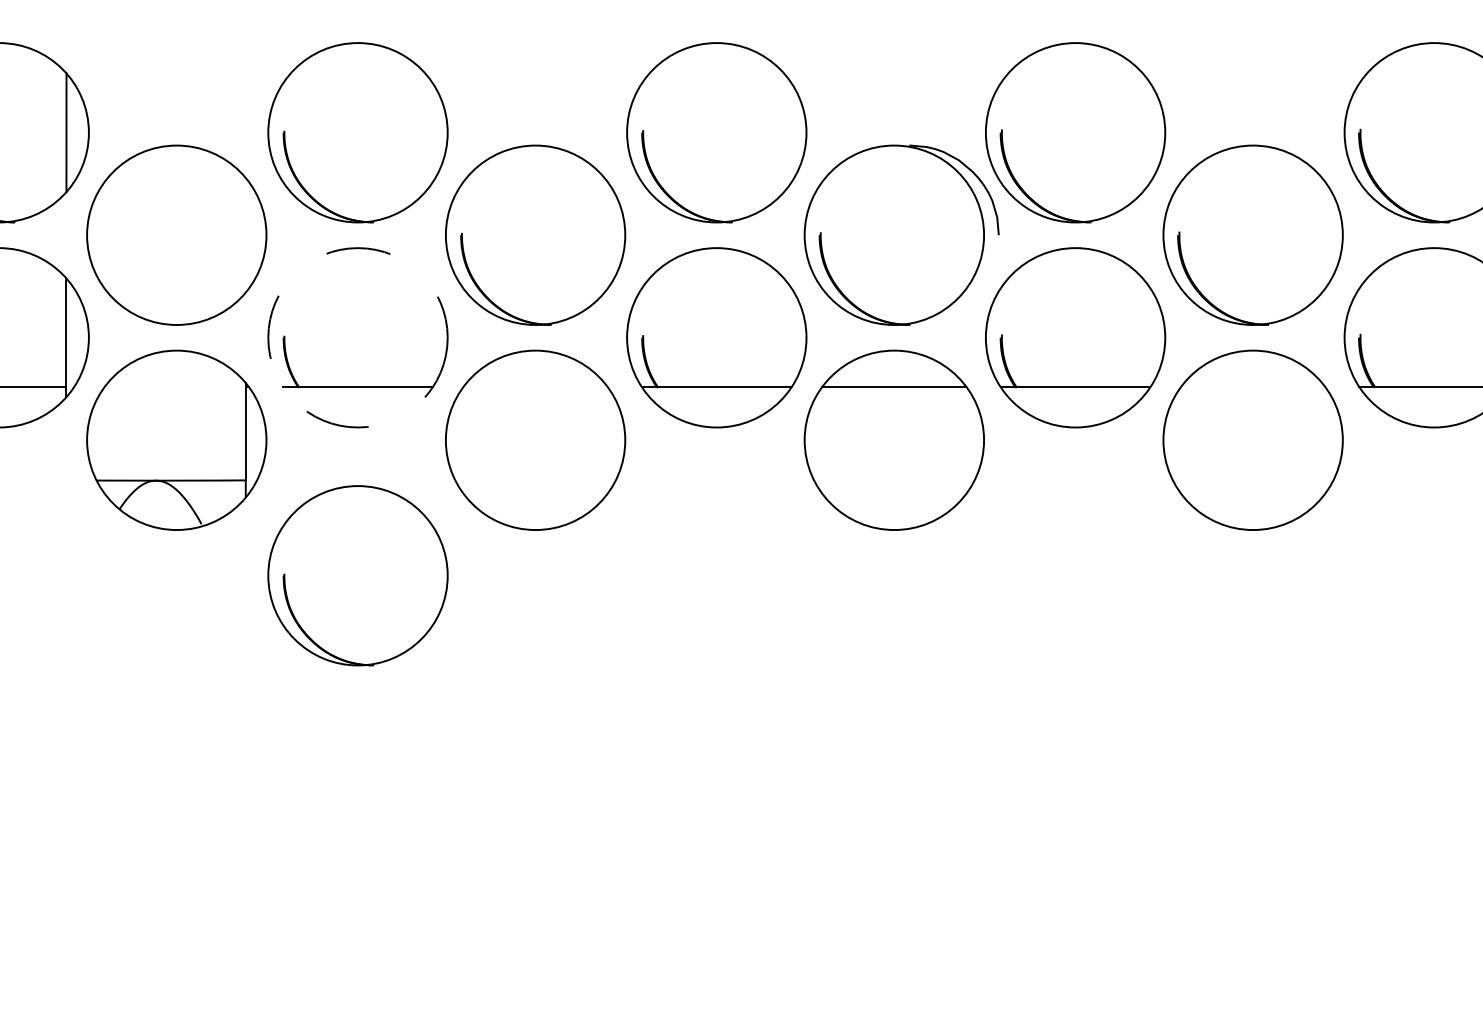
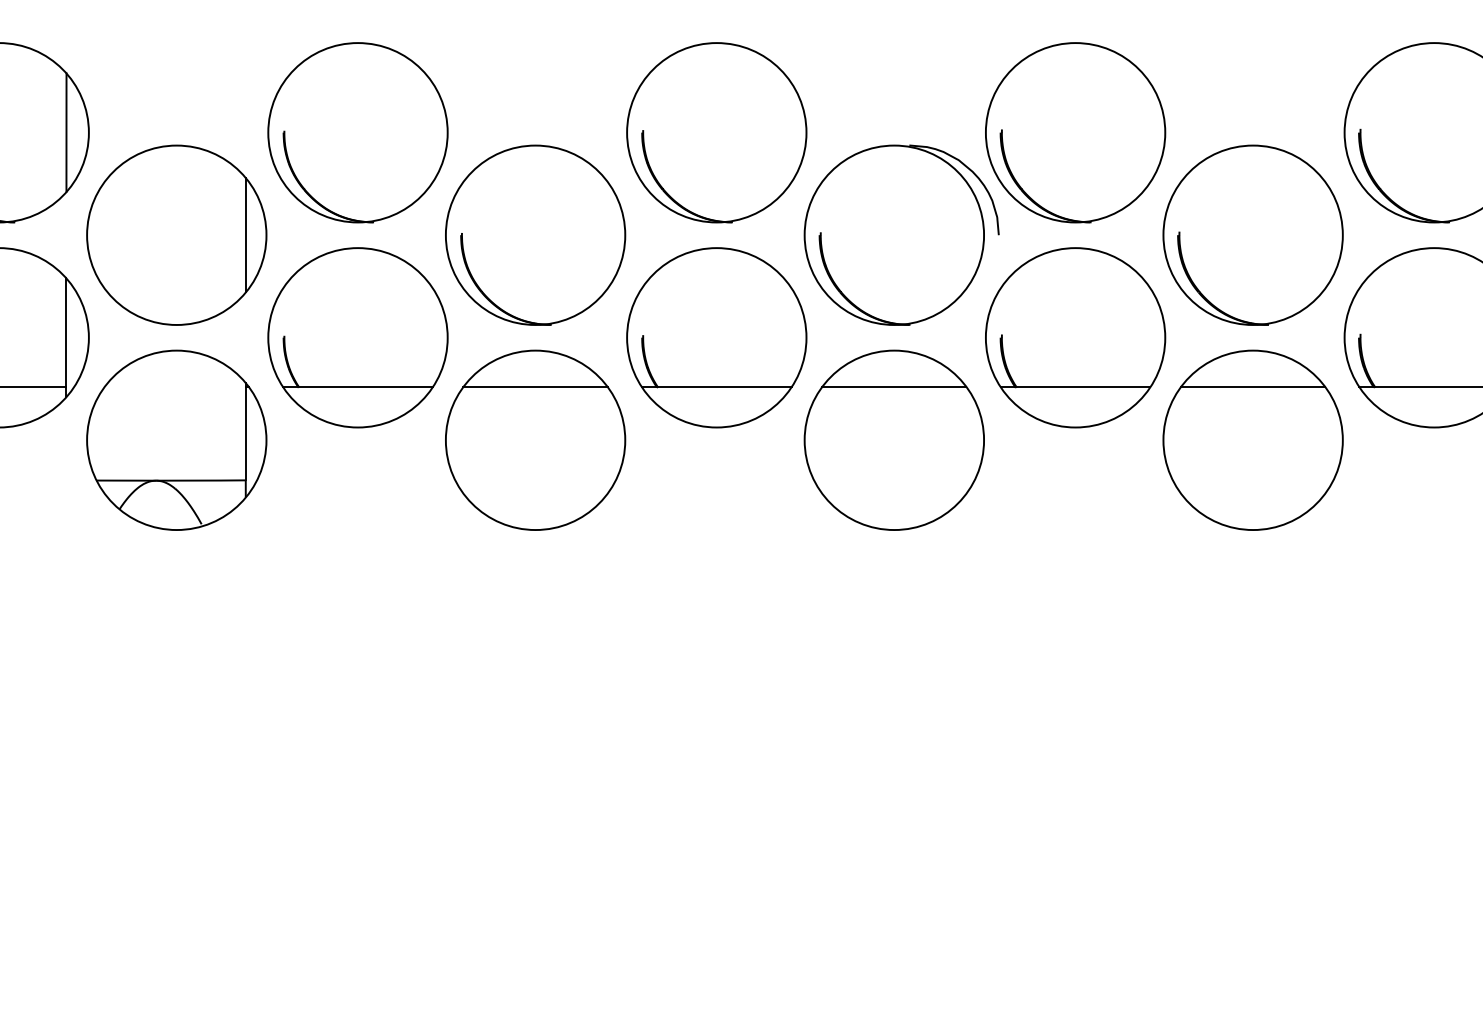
line: none -> present (245, 234)
circle: dashed -> solid (357, 337)
line: none -> present (535, 387)
line: none -> present (1252, 387)
part: present -> none (357, 575)
